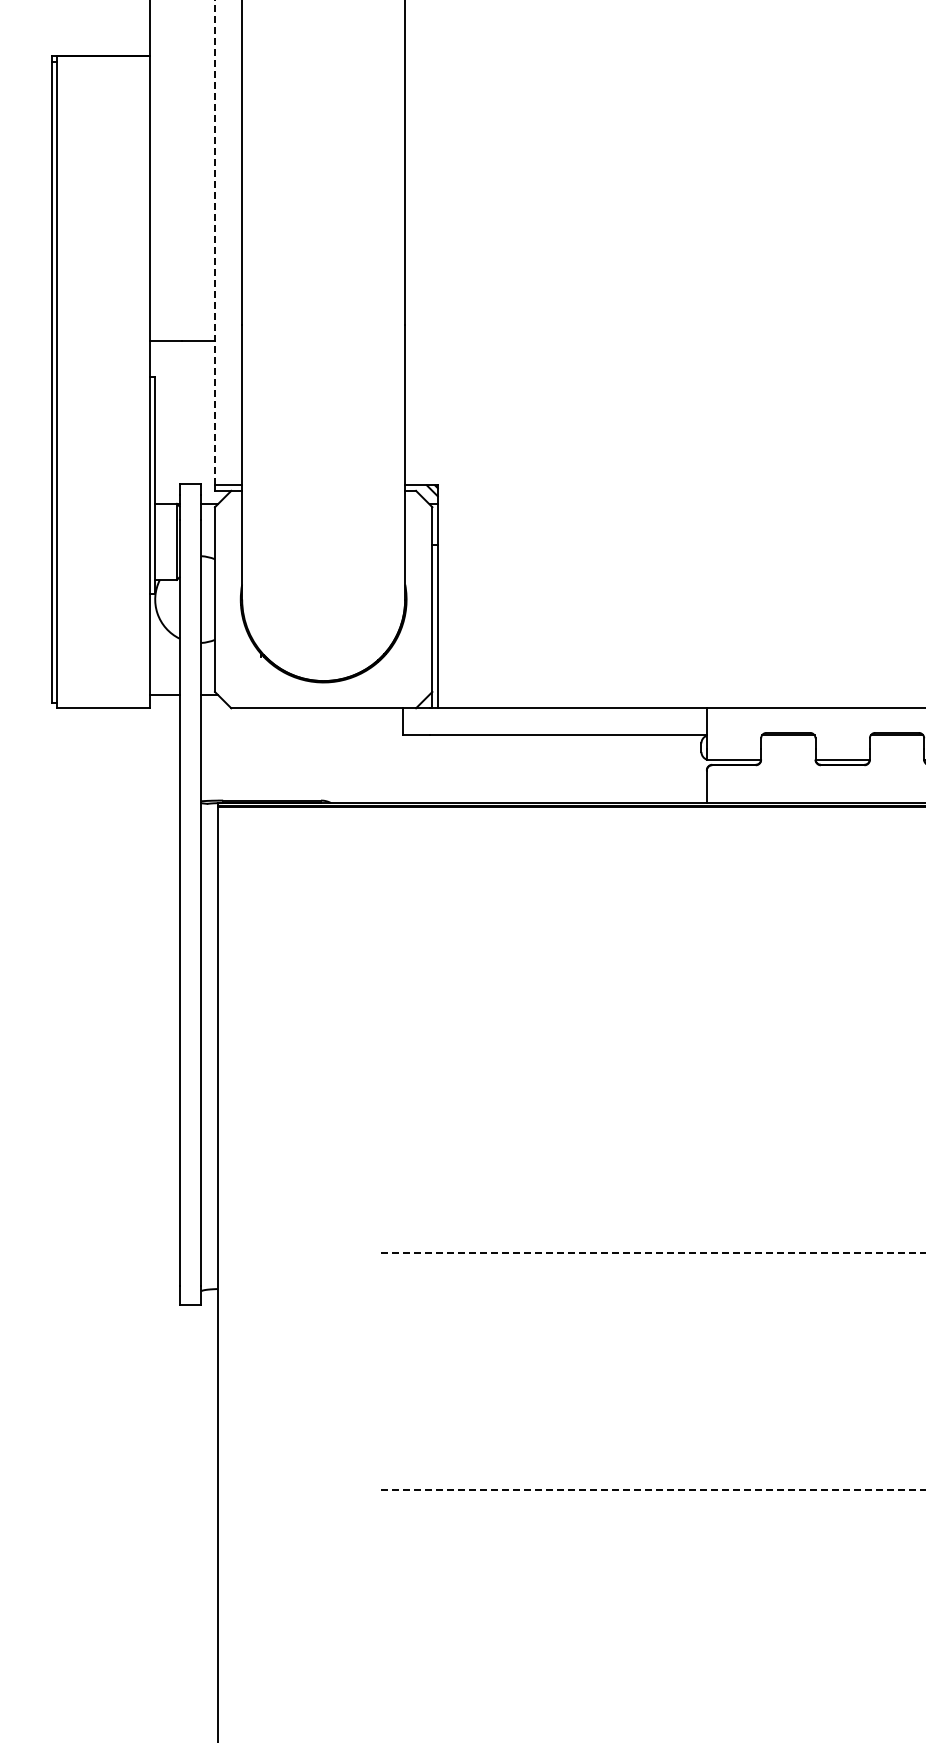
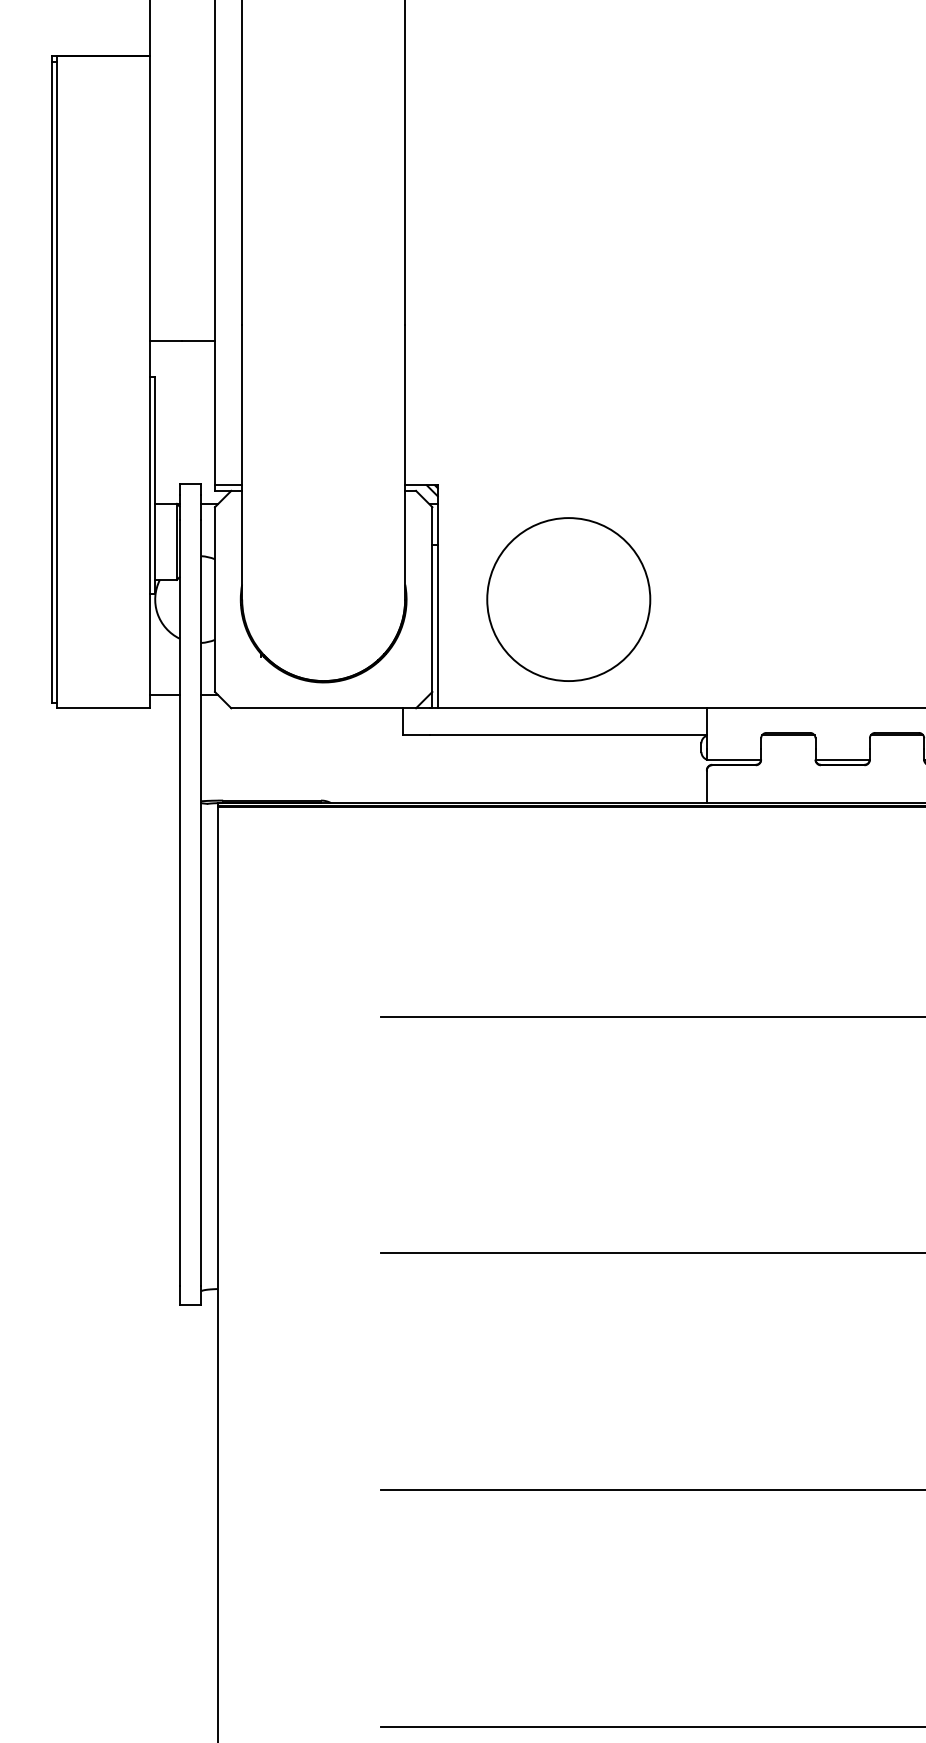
line: dashed -> solid (215, 242)
circle: none -> present (568, 599)
line: none -> present (651, 1016)
line: dashed -> solid (653, 1253)
line: dashed -> solid (653, 1490)
line: none -> present (651, 1726)
